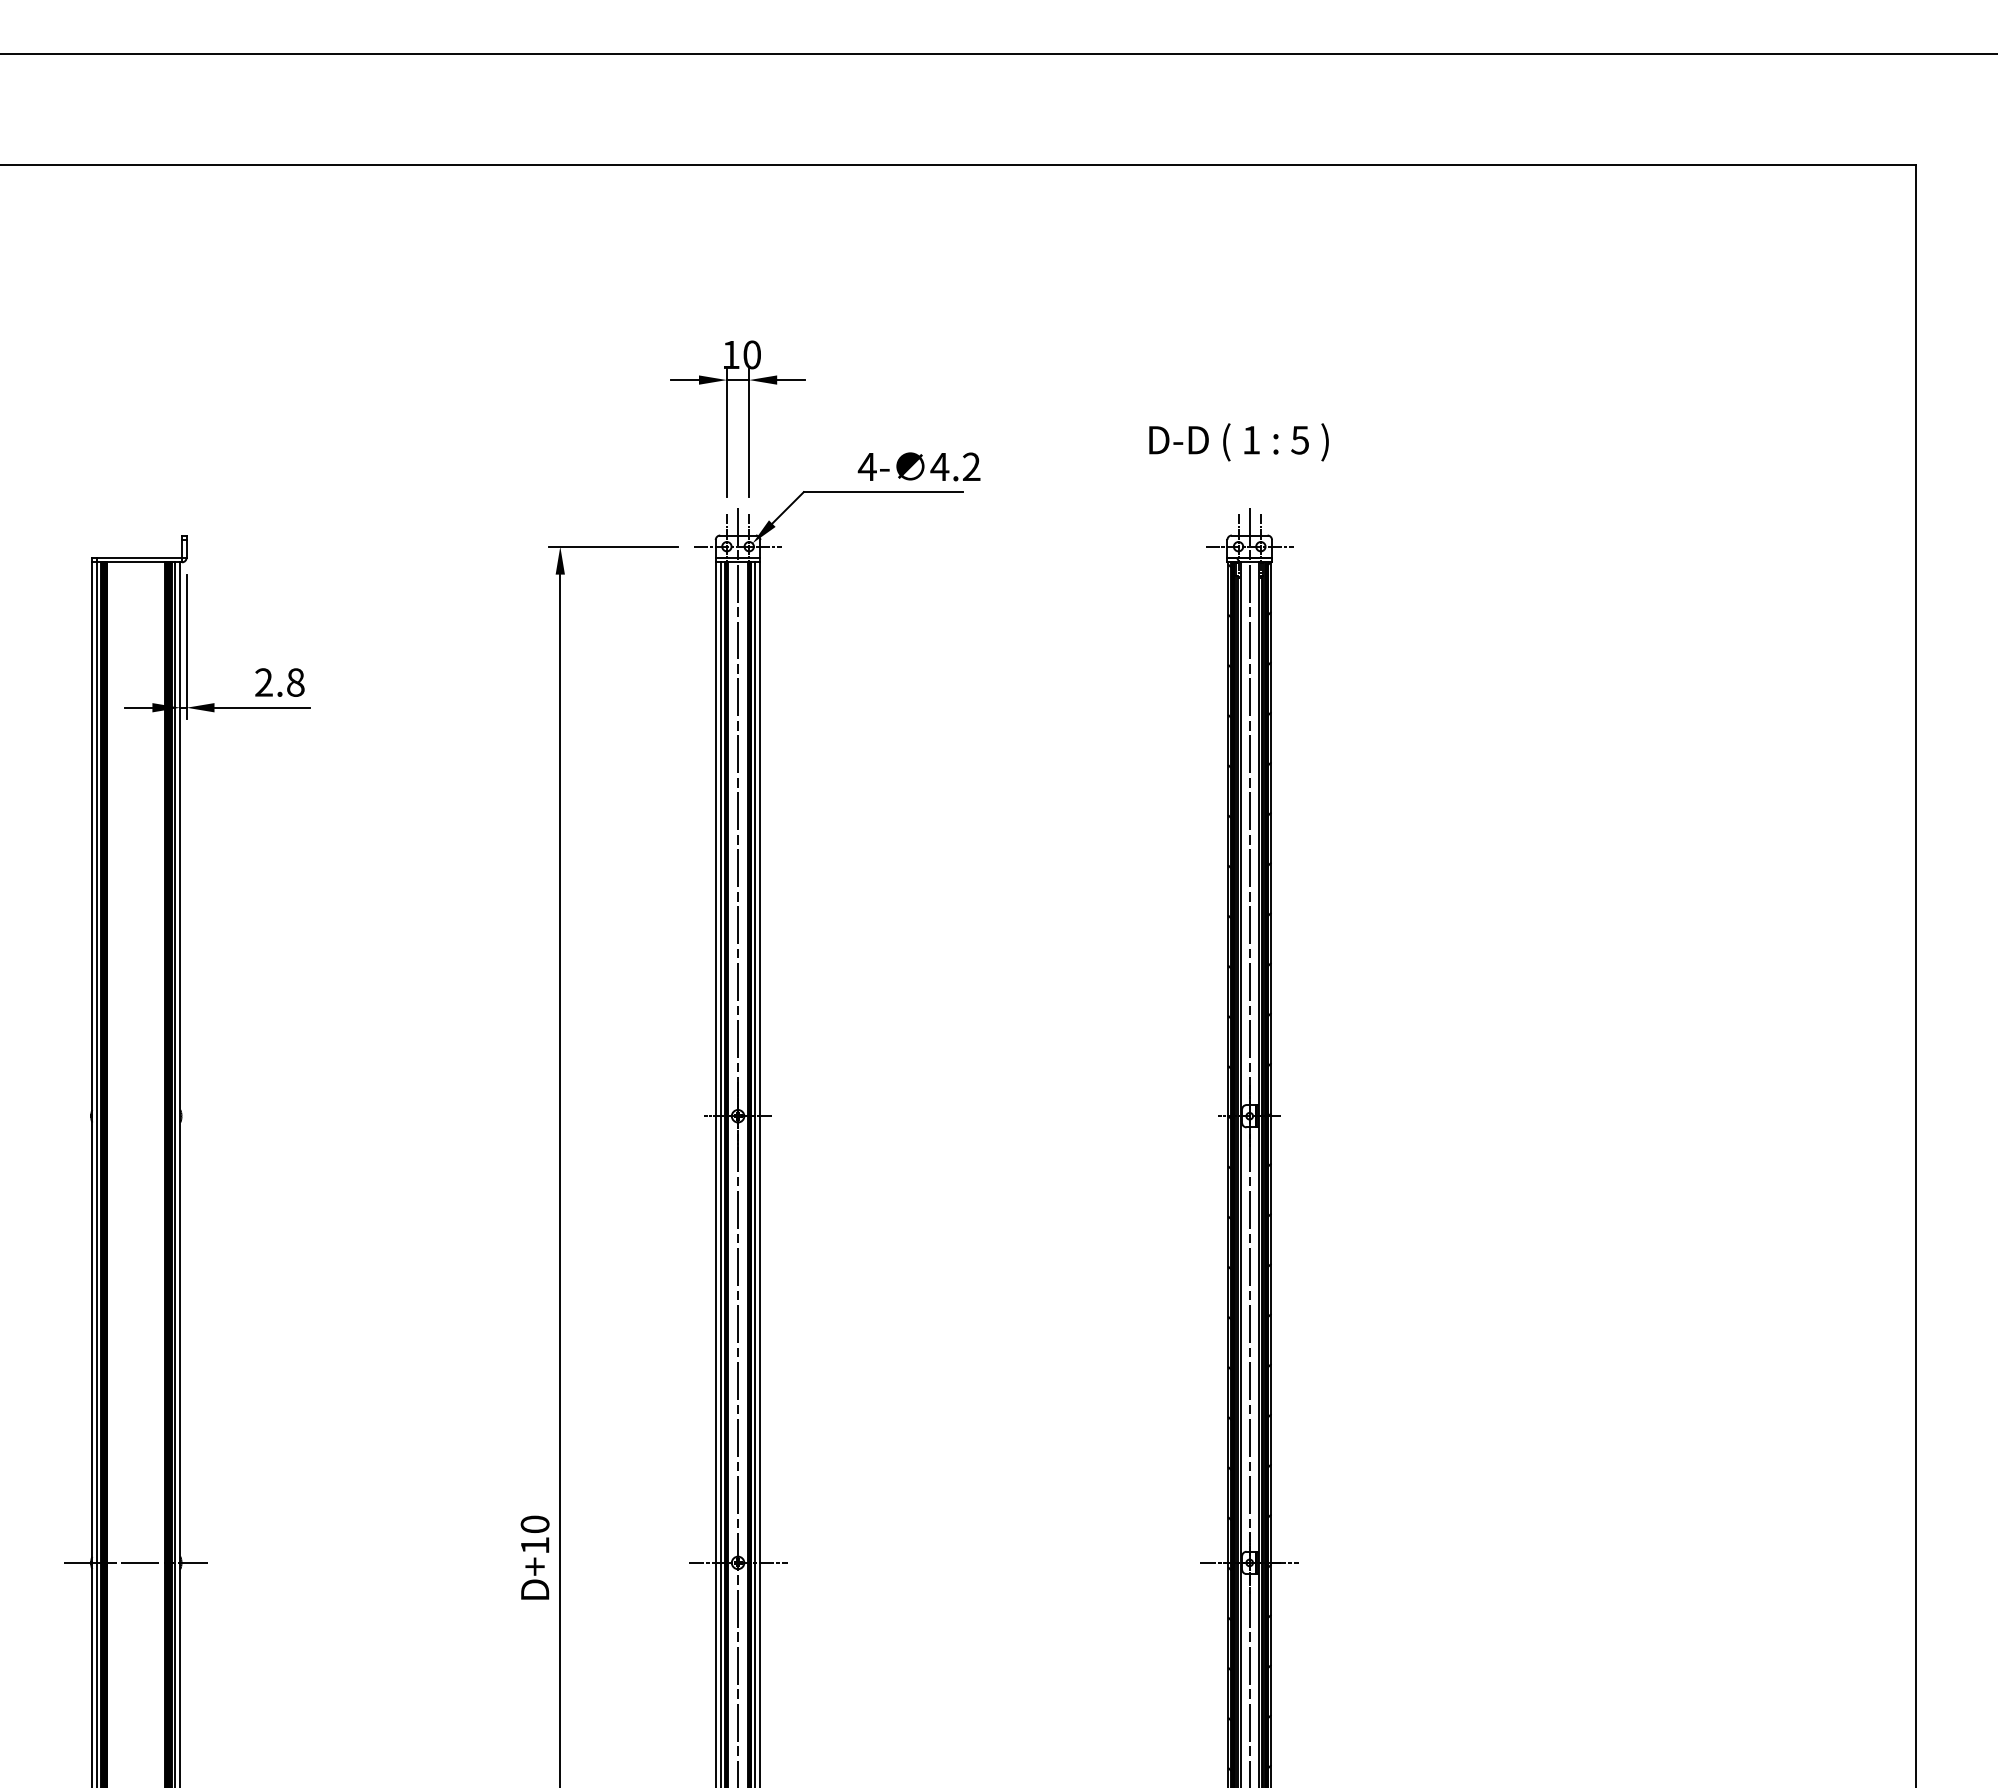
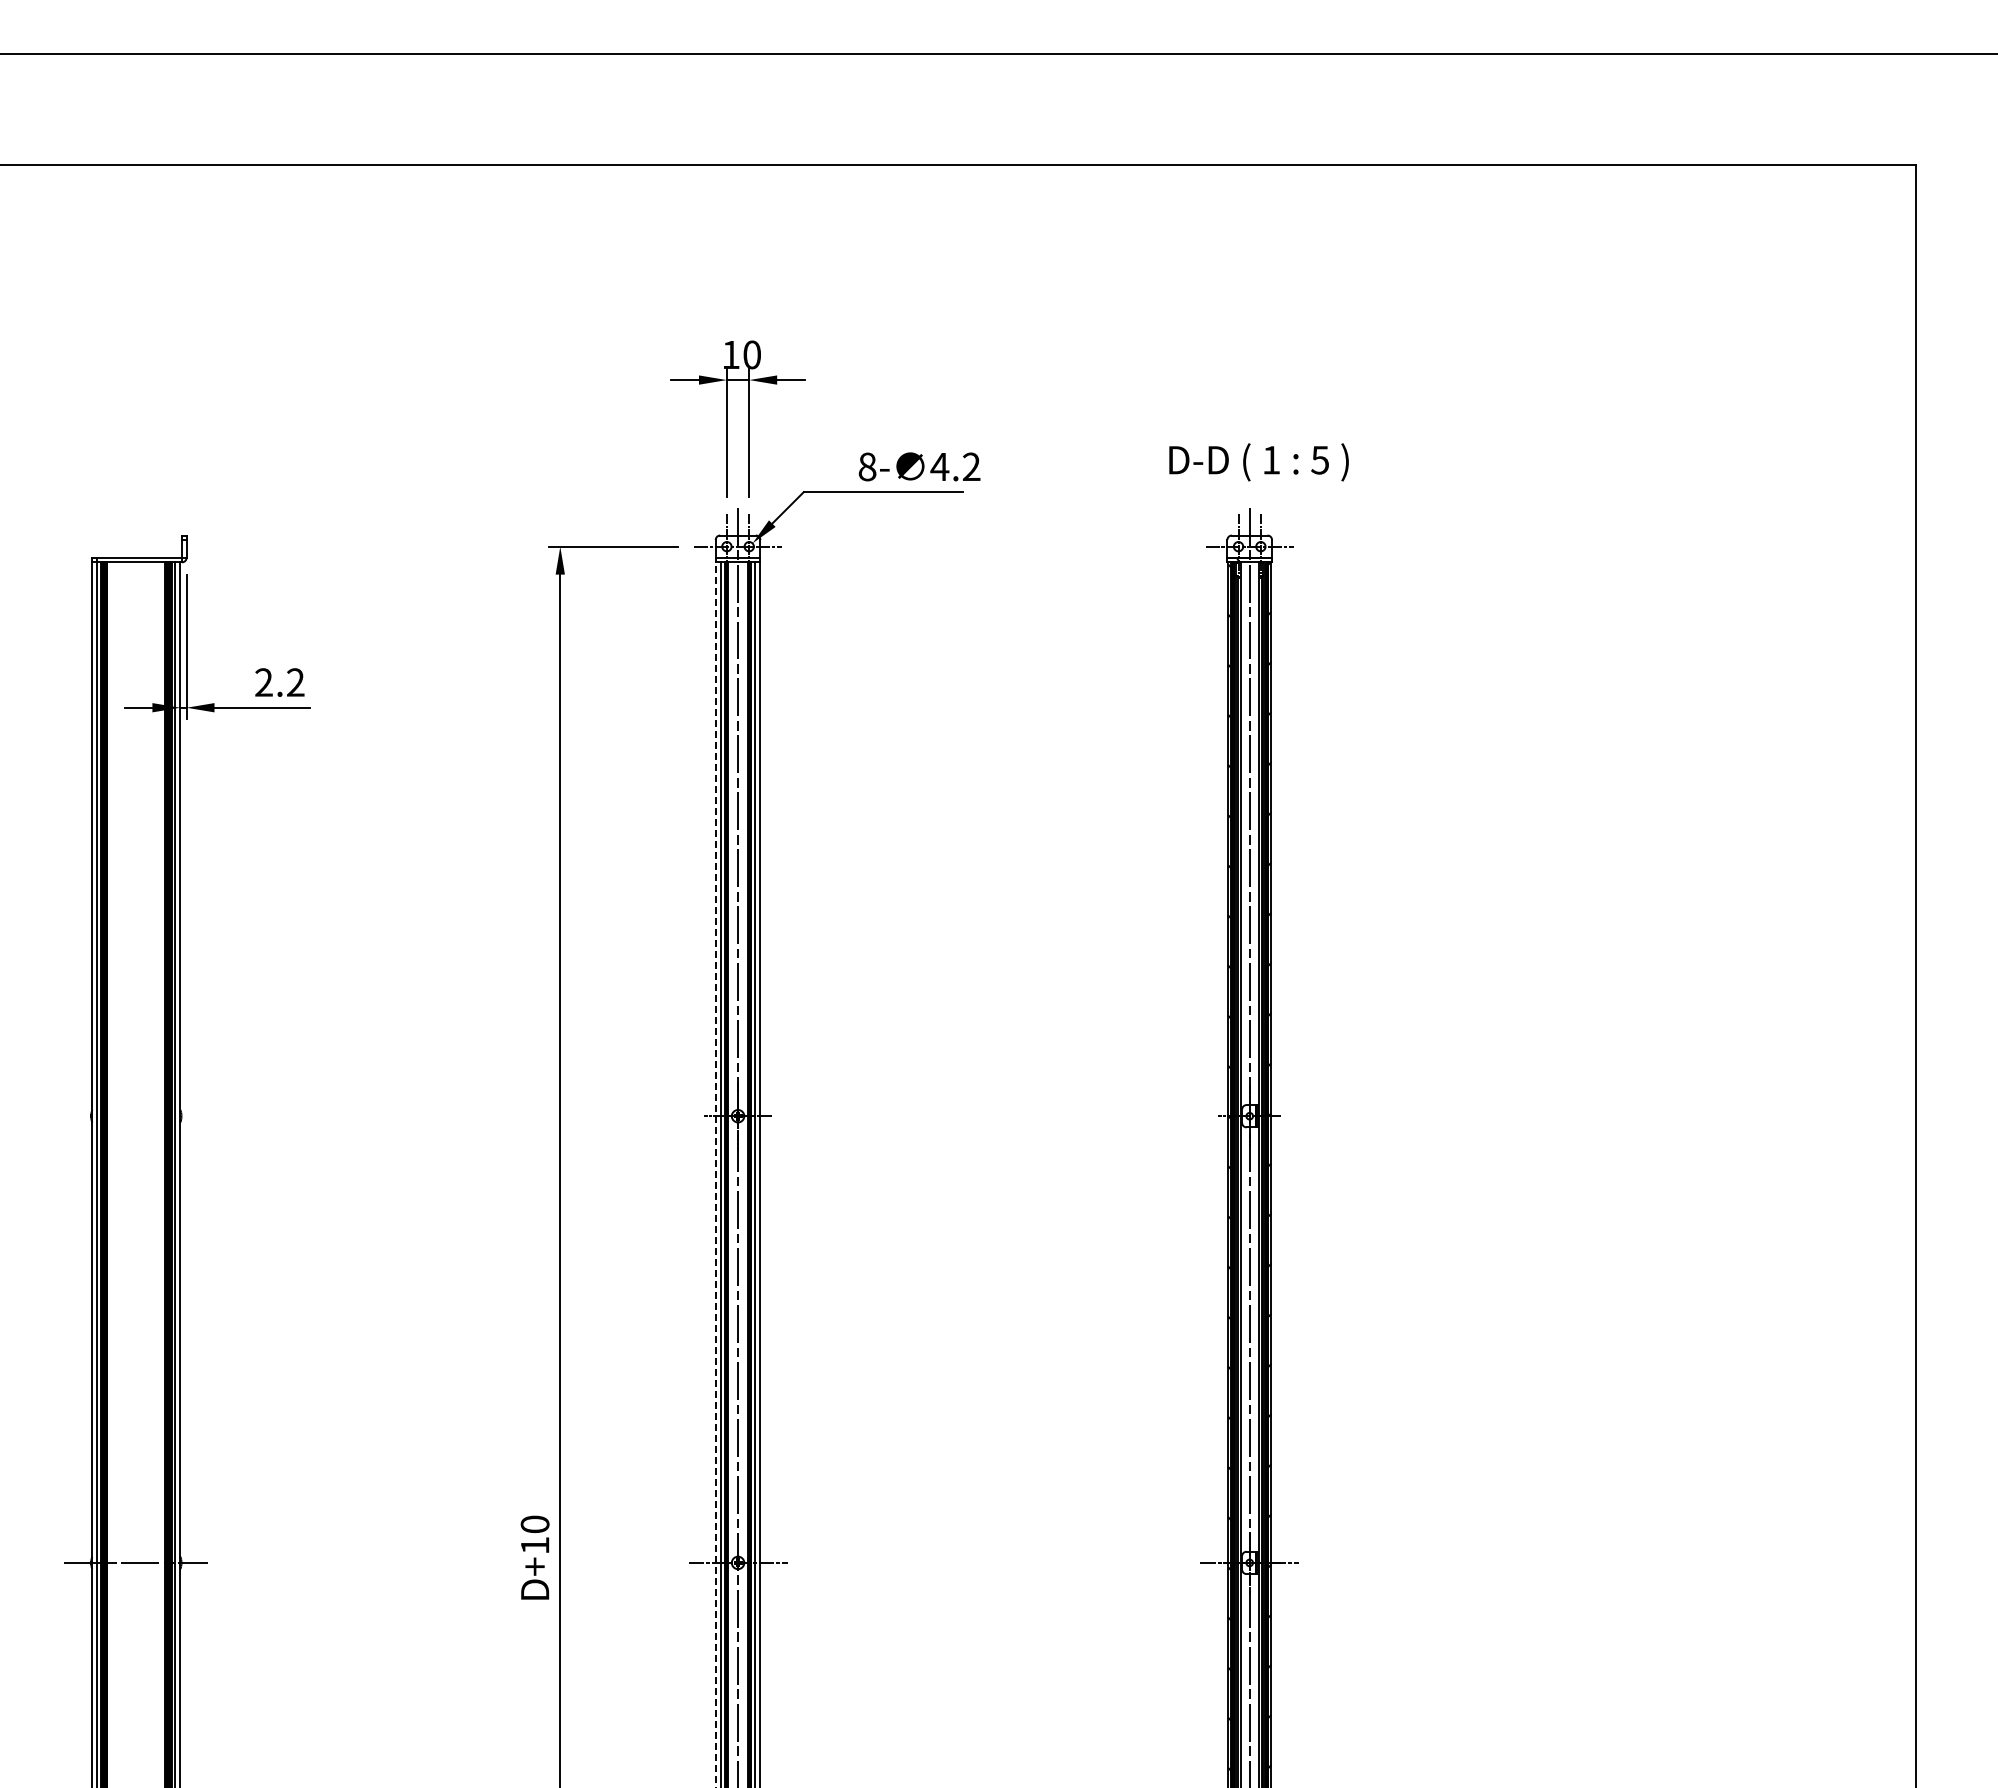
text position: (1238, 442) -> (1258, 462) (1258, 462)
text: 4- -> 8- (866, 466)
text: 2.8 -> 2.2 (295, 682)
line: solid -> dashed (716, 1175)
